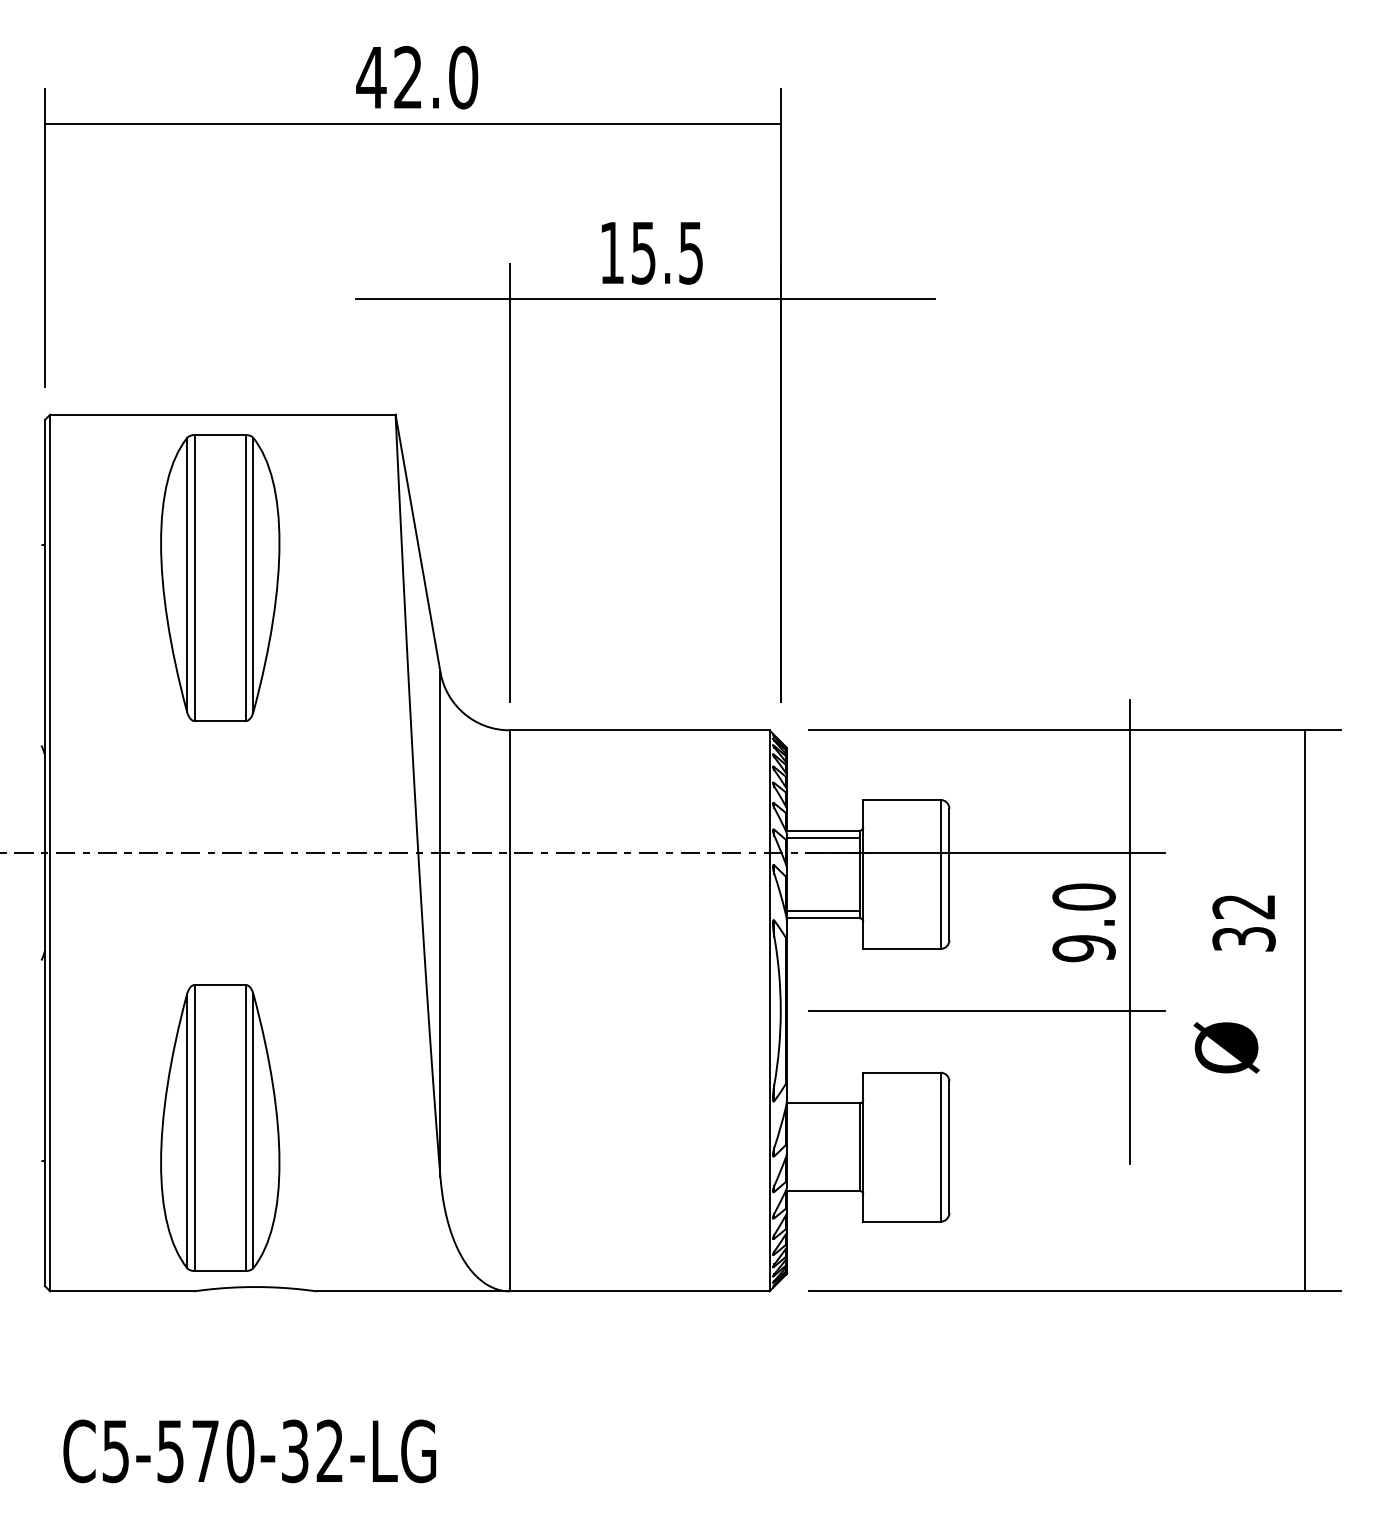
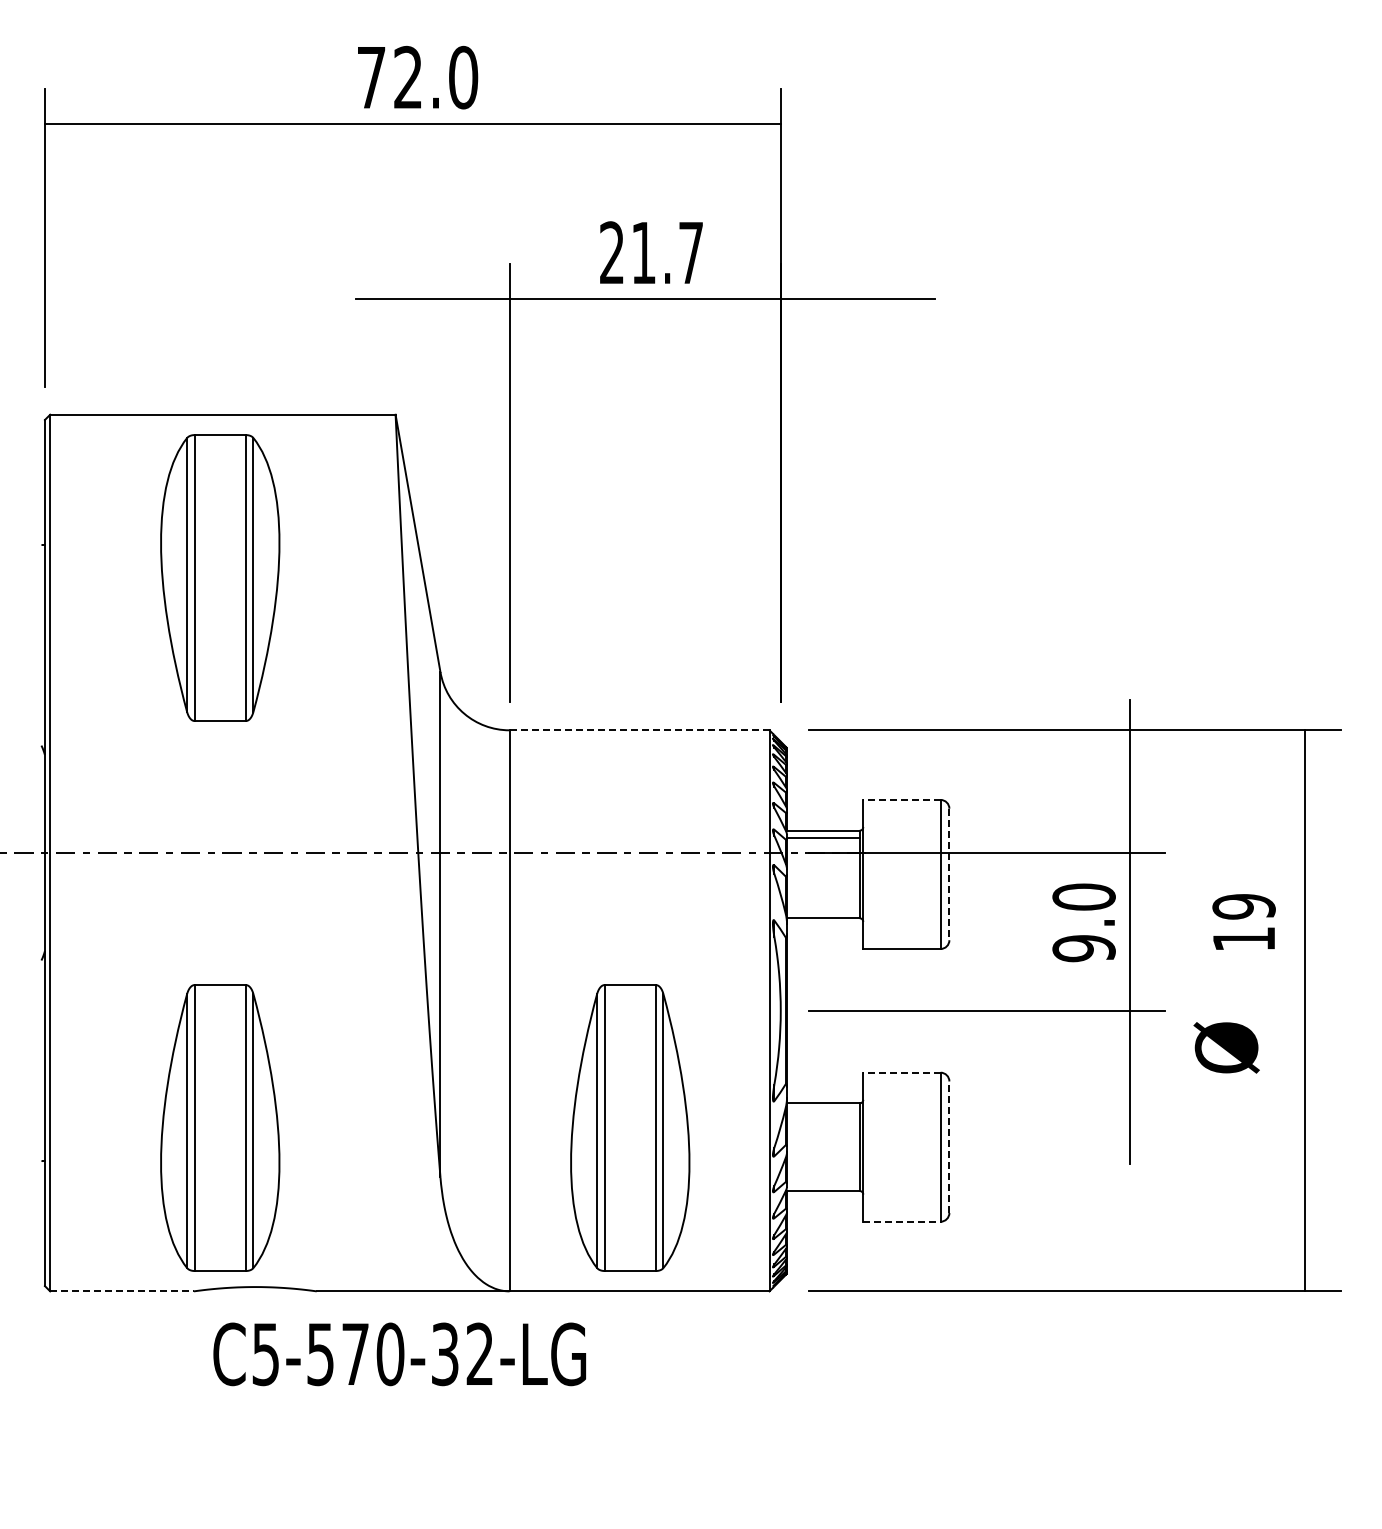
text: 42.0 -> 72.0 (371, 77)
text: 15.5 -> 21.7 (651, 252)
line: solid -> dashed (639, 730)
line: solid -> dashed (901, 799)
line: solid -> dashed (949, 874)
line: present -> none (823, 910)
text: 32 -> 19 (1243, 922)
line: solid -> dashed (901, 1072)
part: none -> present (630, 1127)
line: solid -> dashed (949, 1147)
line: solid -> dashed (901, 1221)
line: solid -> dashed (122, 1291)
text position: (249, 1451) -> (399, 1354) (399, 1354)
